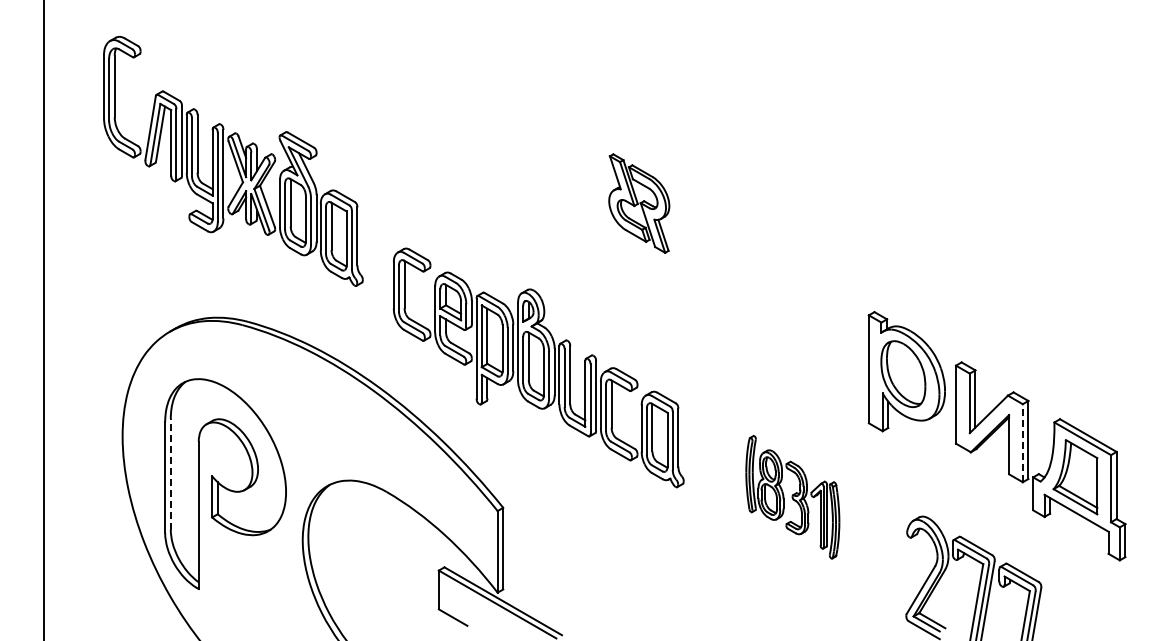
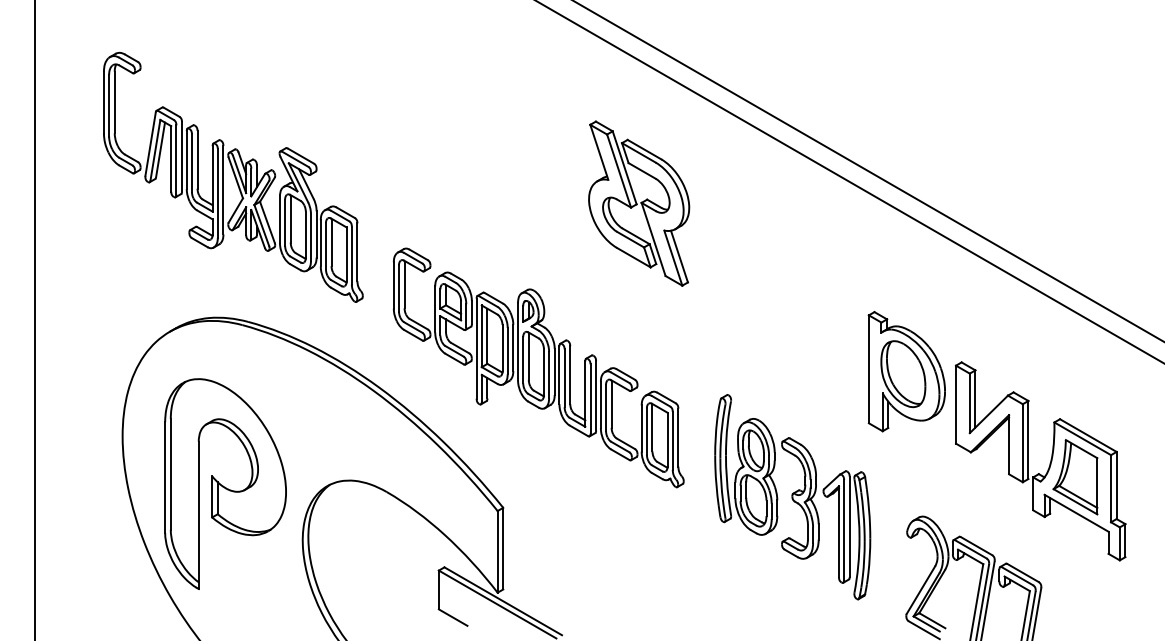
part position: (233, 160) -> (233, 176) (233, 176)
line: none -> present (868, 171)
line: none -> present (849, 182)
part size: 63x101 px -> 103x167 px (639, 203)
line position: (43, 319) -> (34, 319) (34, 319)
line: dashed -> solid (1022, 442)
line: dashed -> solid (170, 473)
part size: 96x125 px -> 158x207 px (792, 497)
